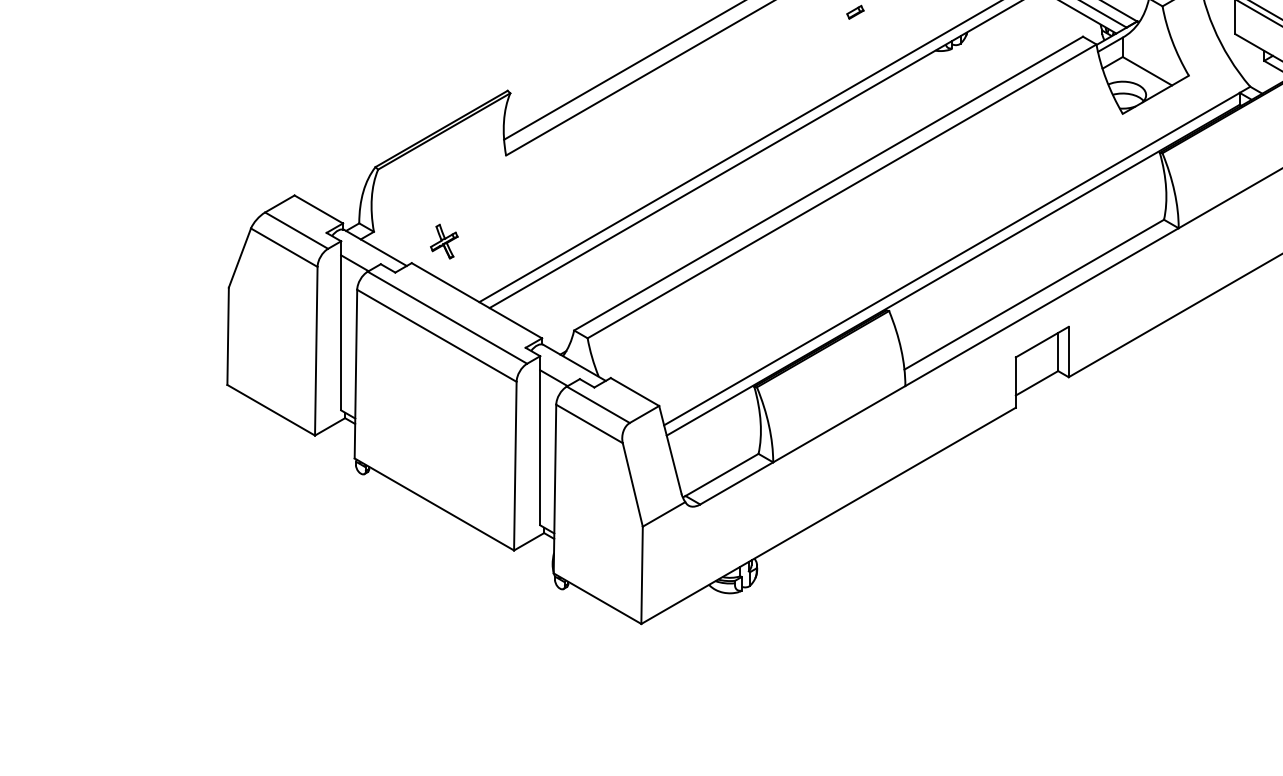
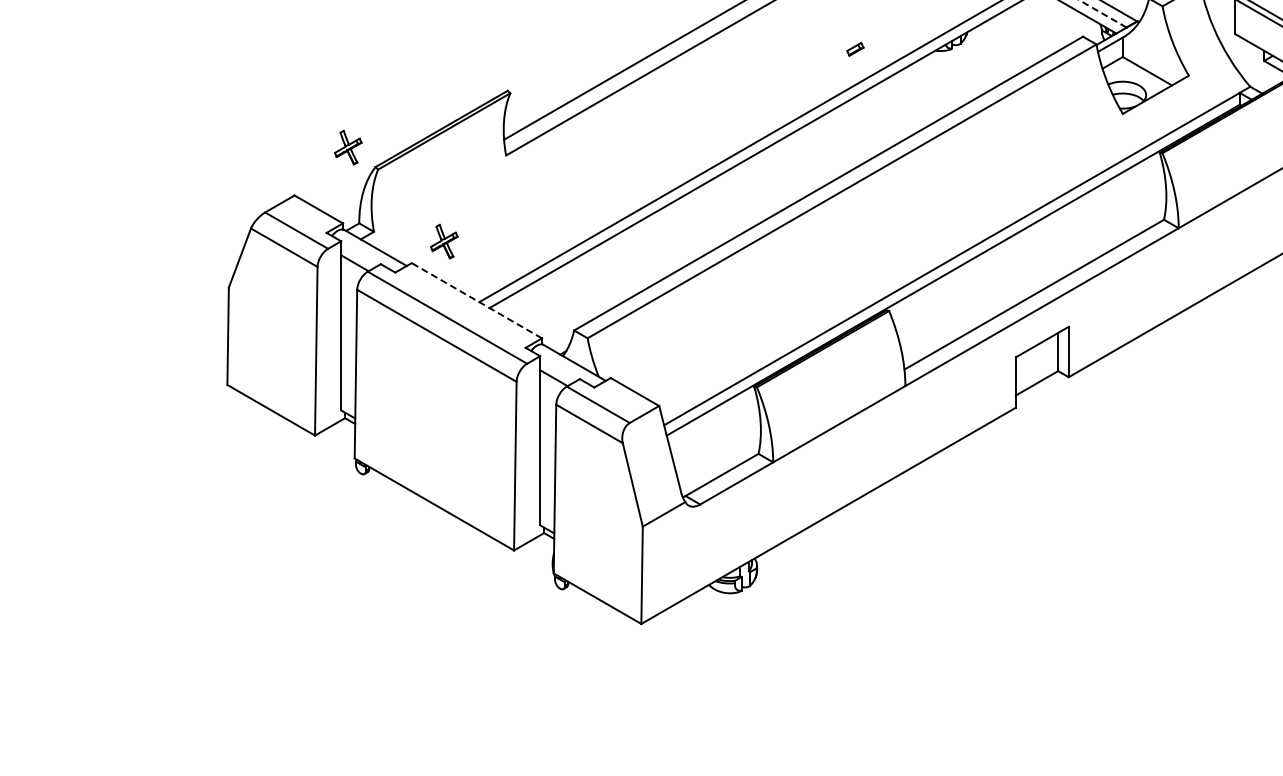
part position: (855, 11) -> (855, 48) (855, 48)
line: solid -> dashed (1102, 13)
part: none -> present (348, 147)
line: solid -> dashed (476, 300)
